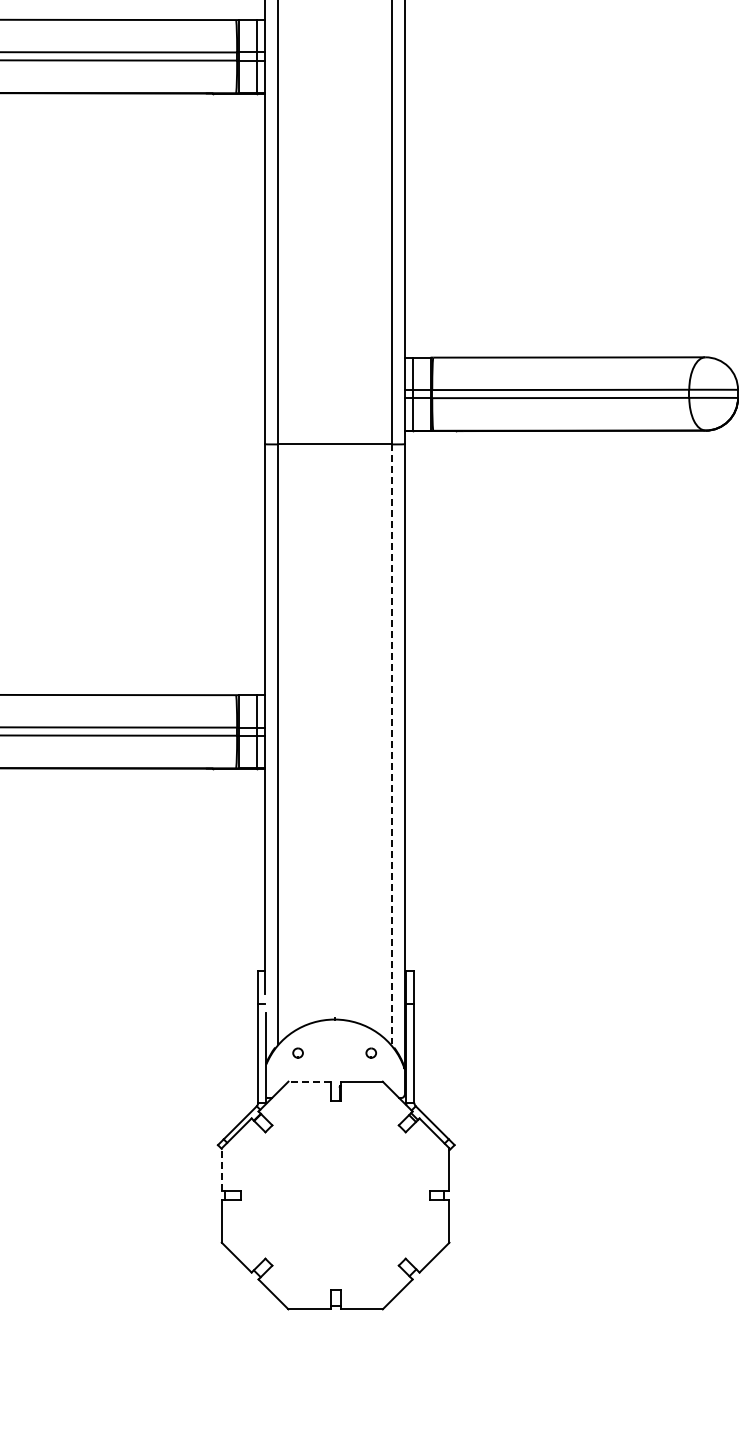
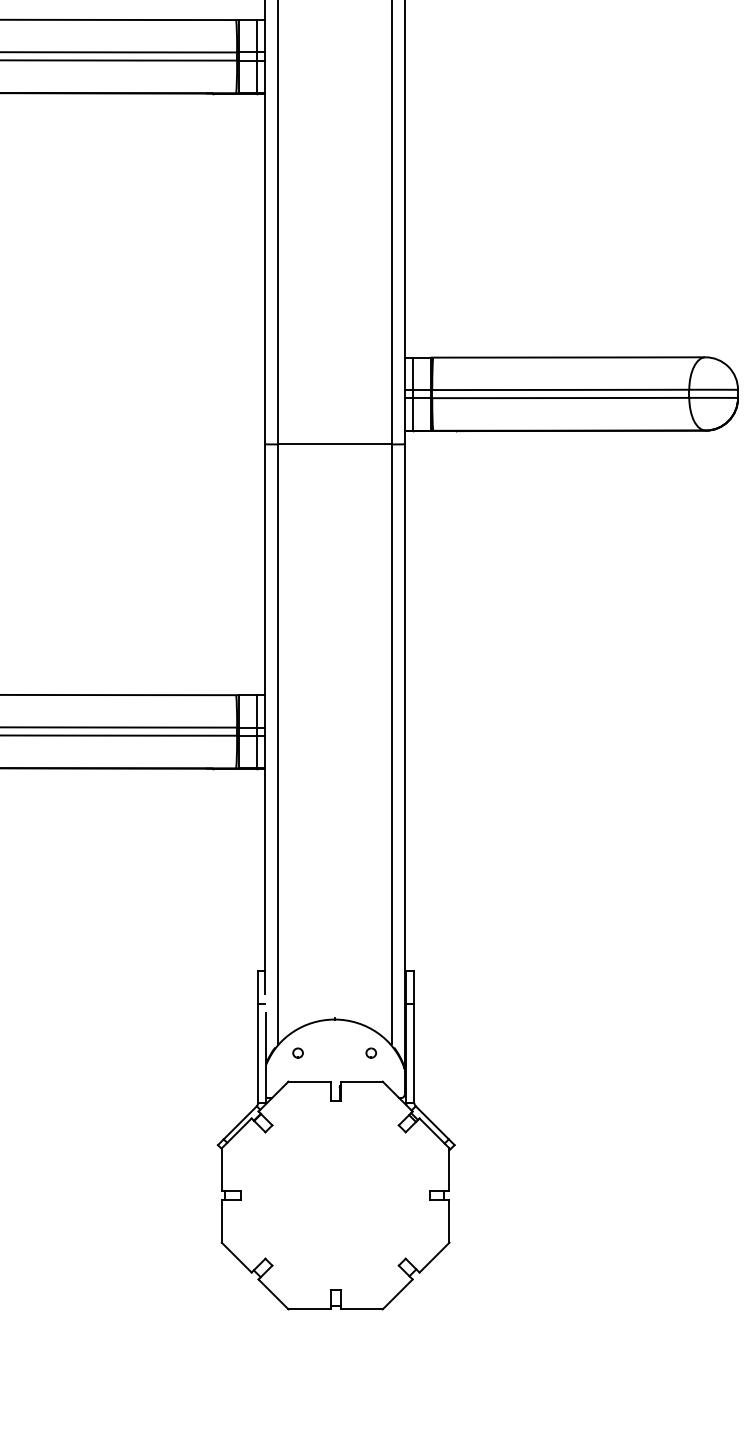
line: dashed -> solid (391, 744)
line: dashed -> solid (309, 1081)
line: dashed -> solid (221, 1169)
